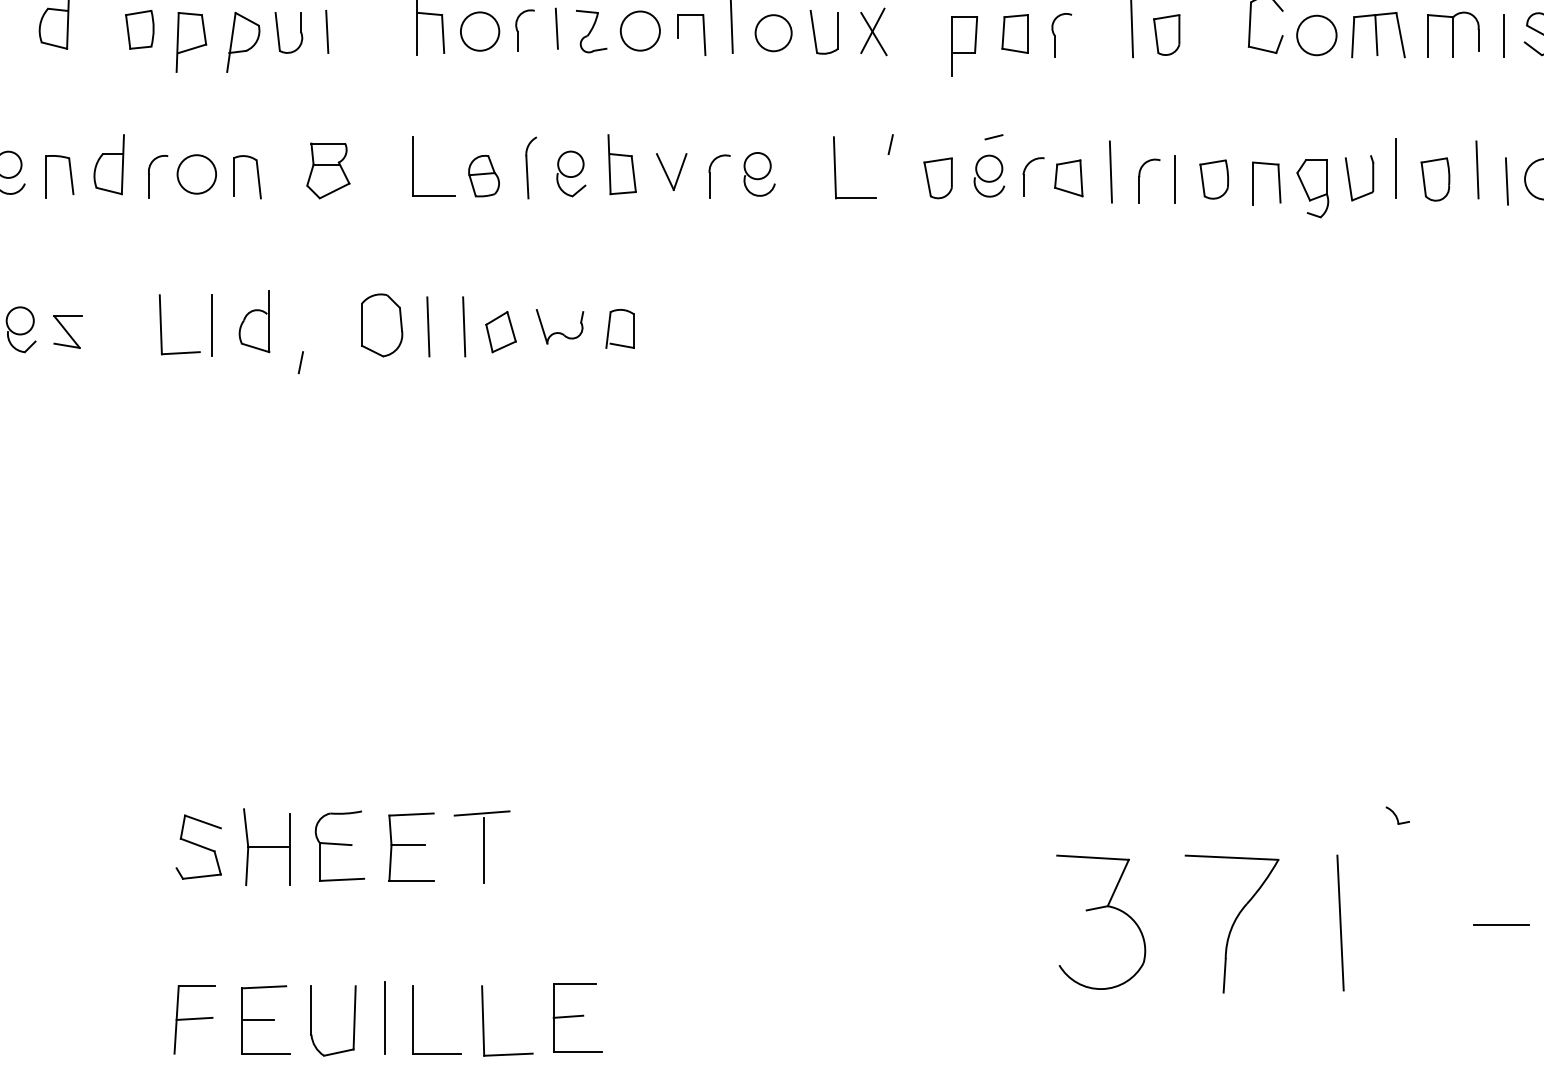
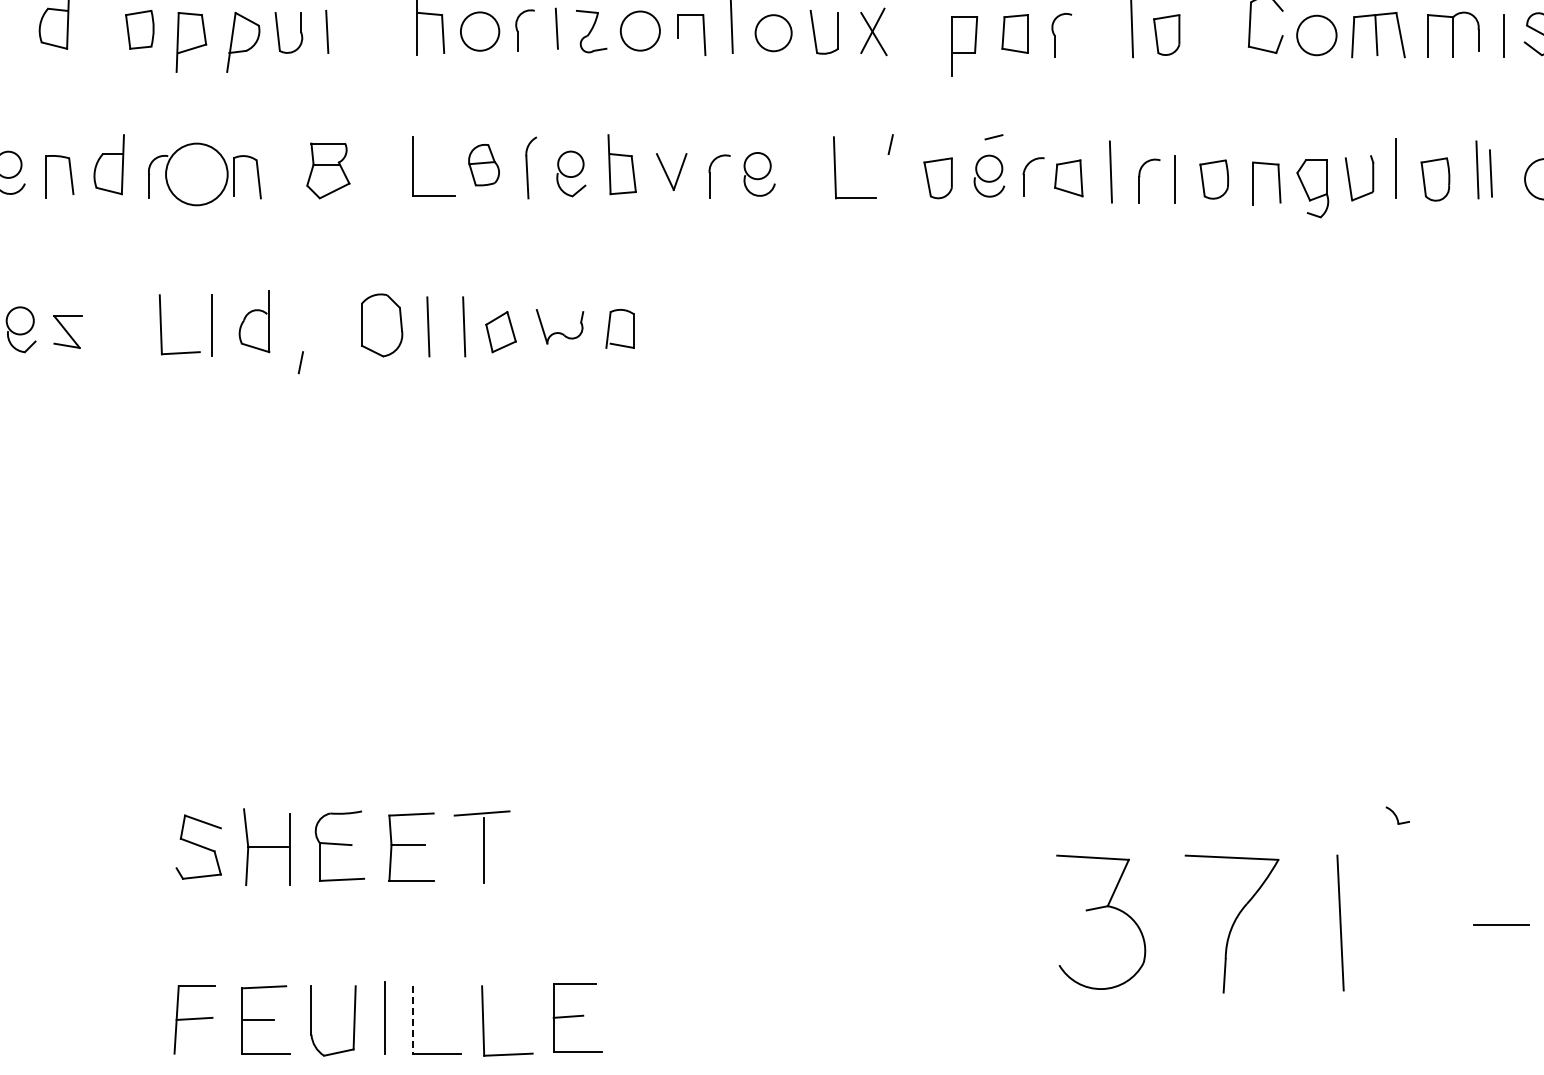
circle diameter: 39 px -> 62 px (196, 174)
part position: (483, 176) -> (483, 165) (483, 165)
line position: (1506, 181) -> (1490, 173) (1490, 173)
line: solid -> dashed (412, 1019)
